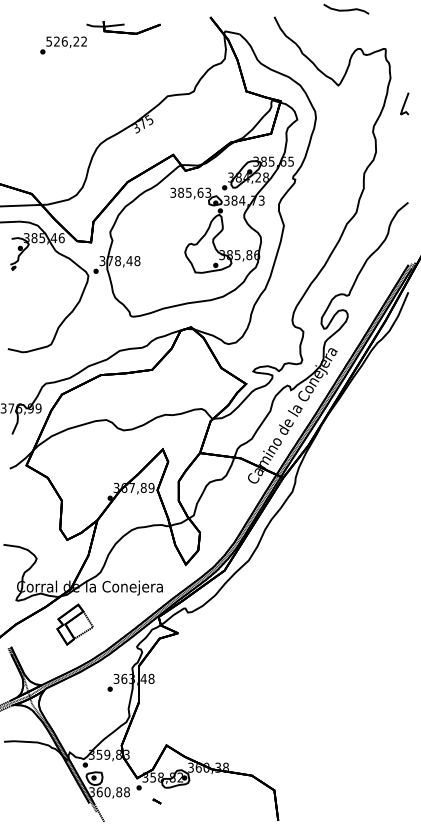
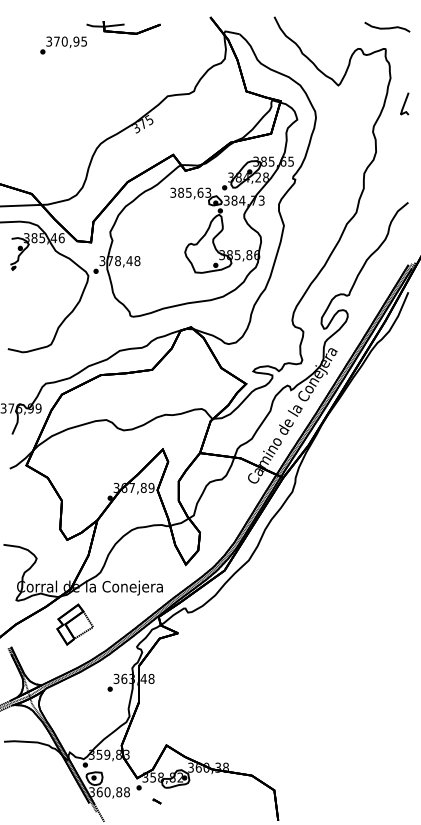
curve position: (346, 9) -> (387, 27) (387, 27)
text: 526,22 -> 370,95 (66, 41)
